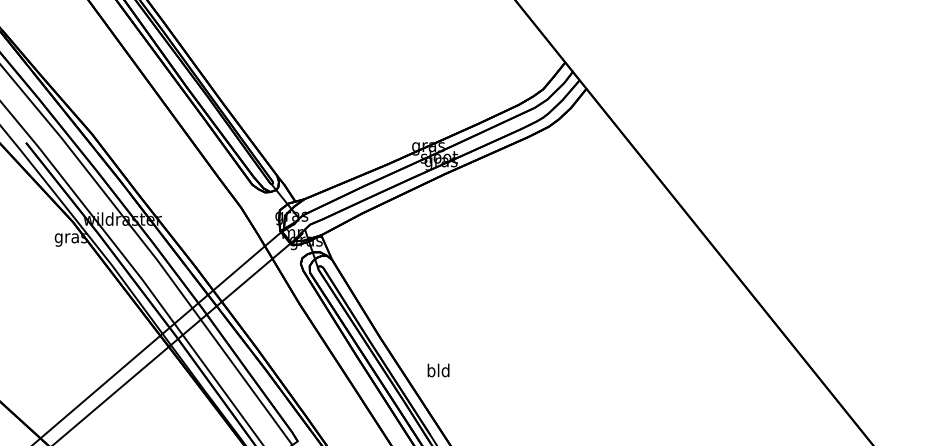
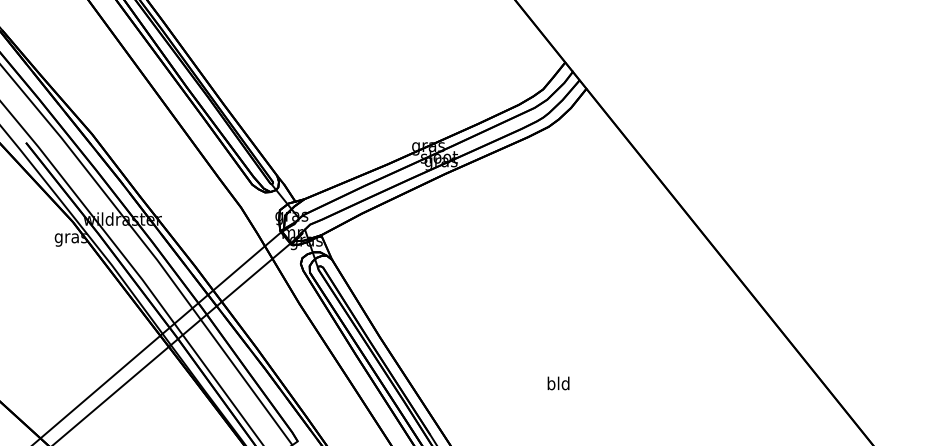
text position: (438, 370) -> (558, 383) (558, 383)
